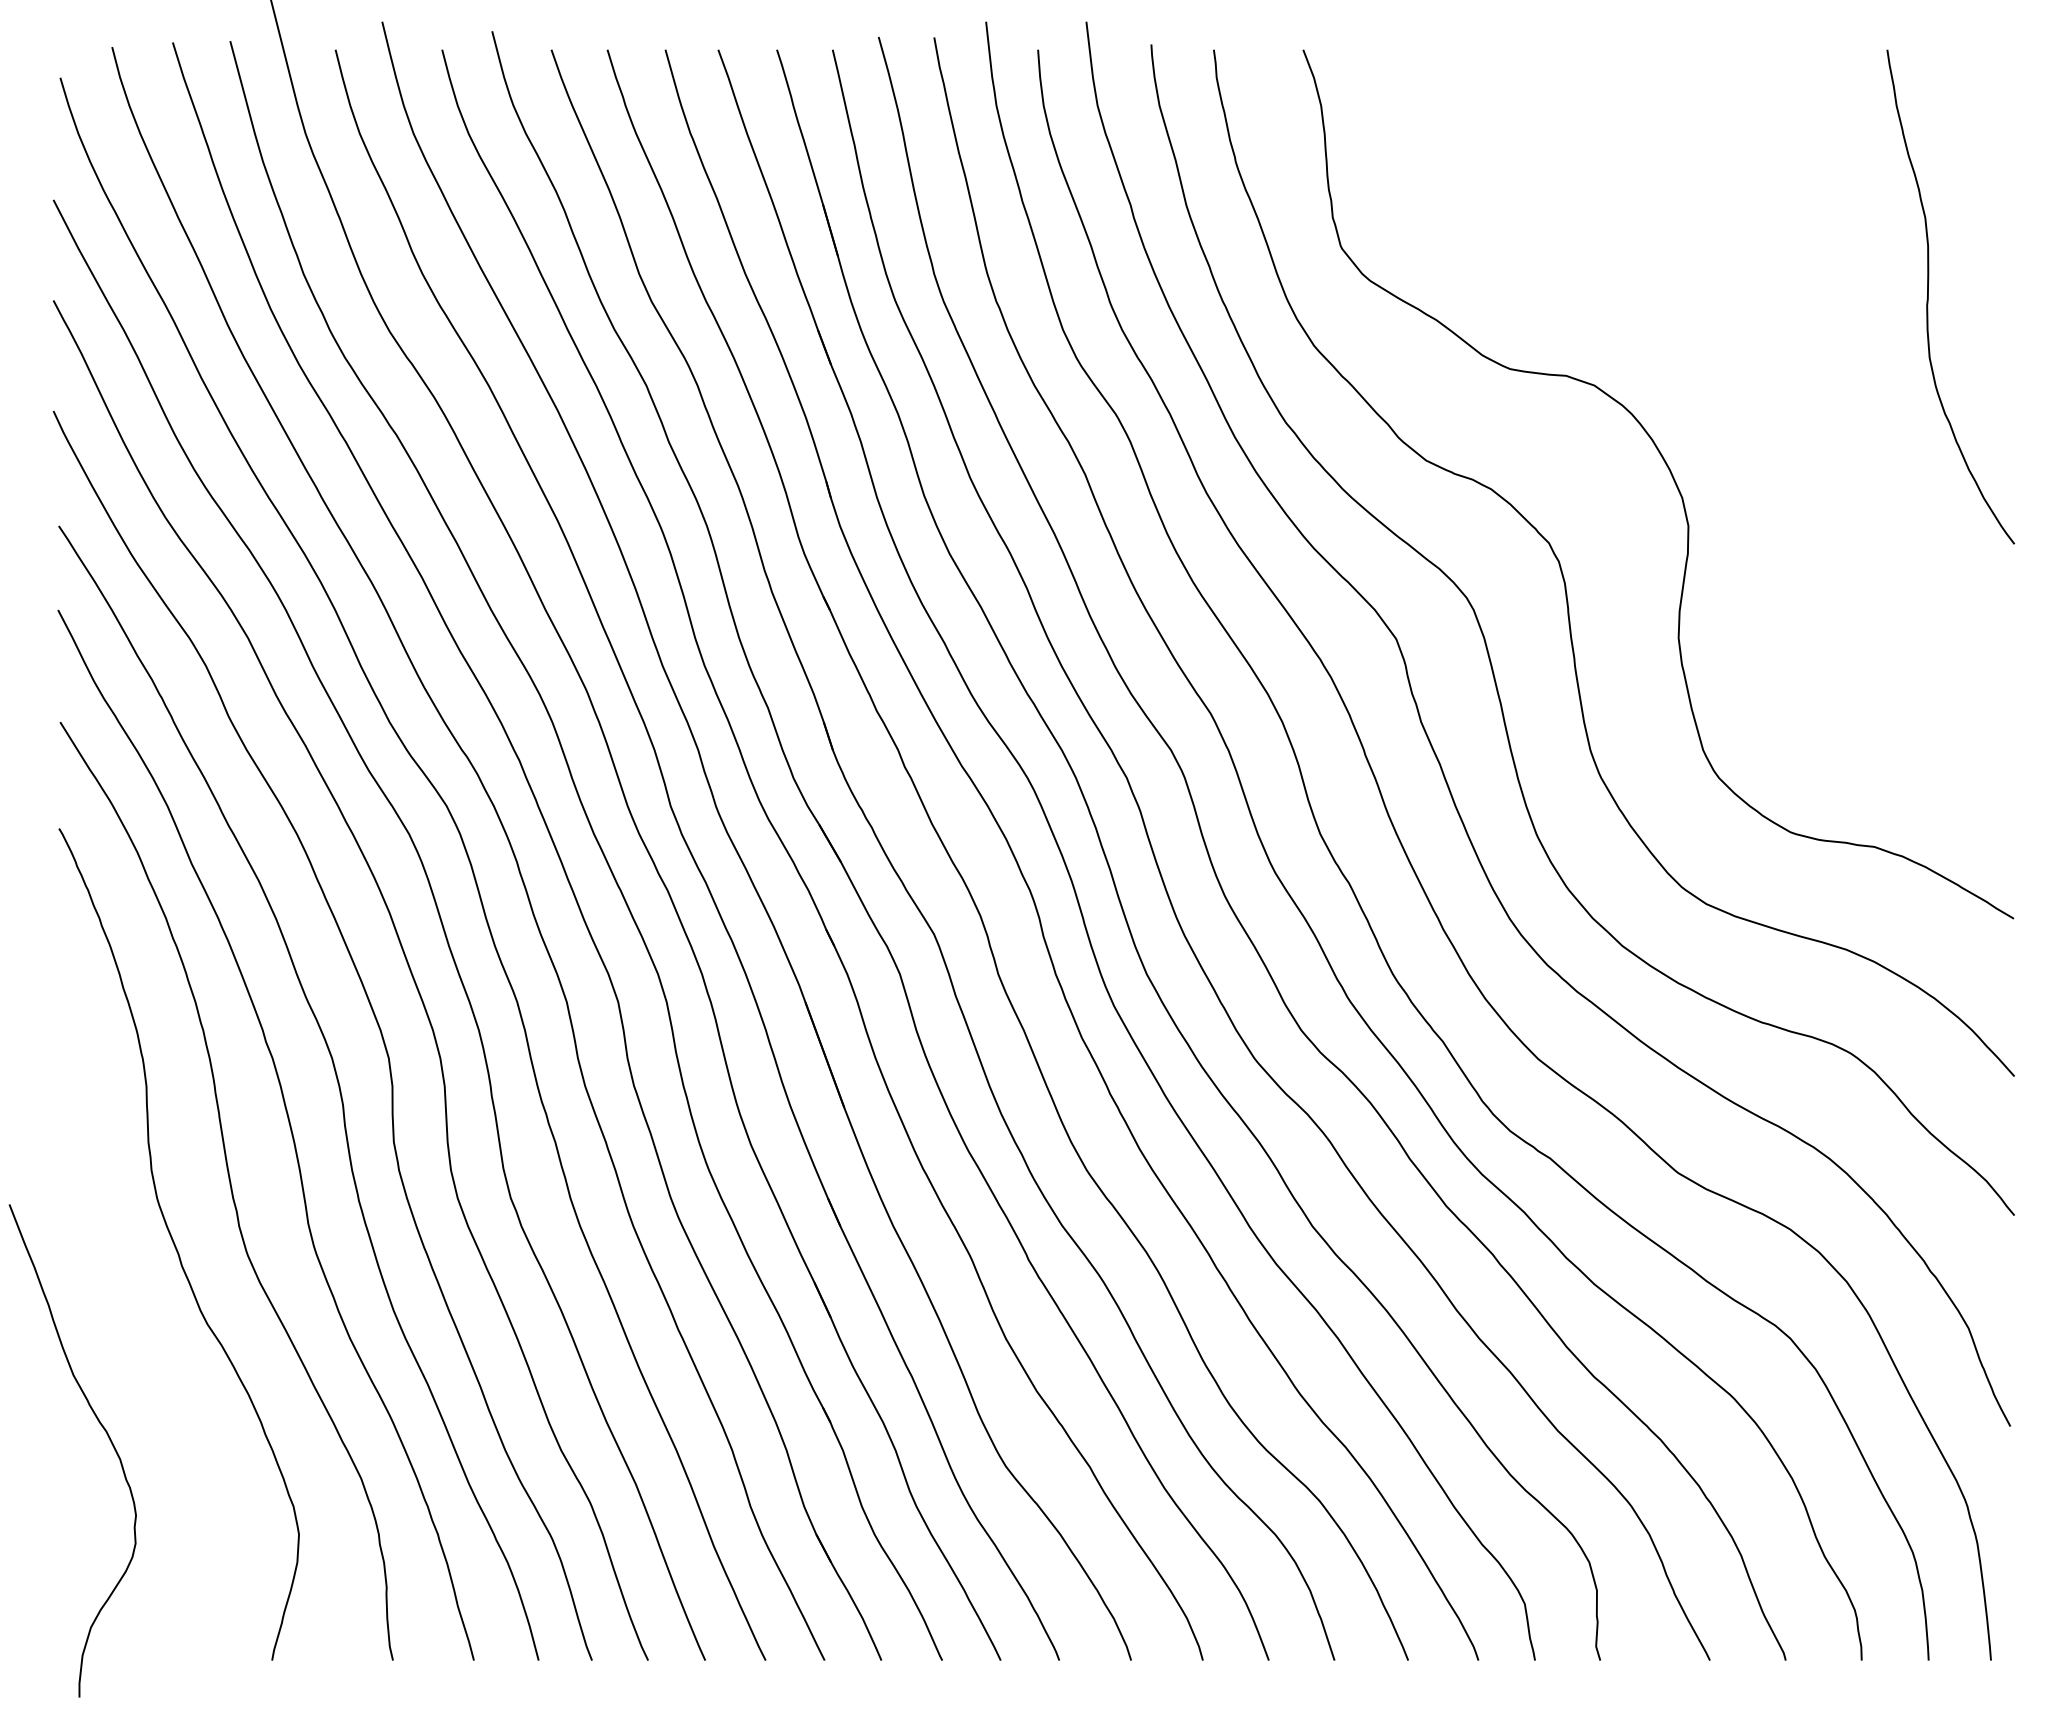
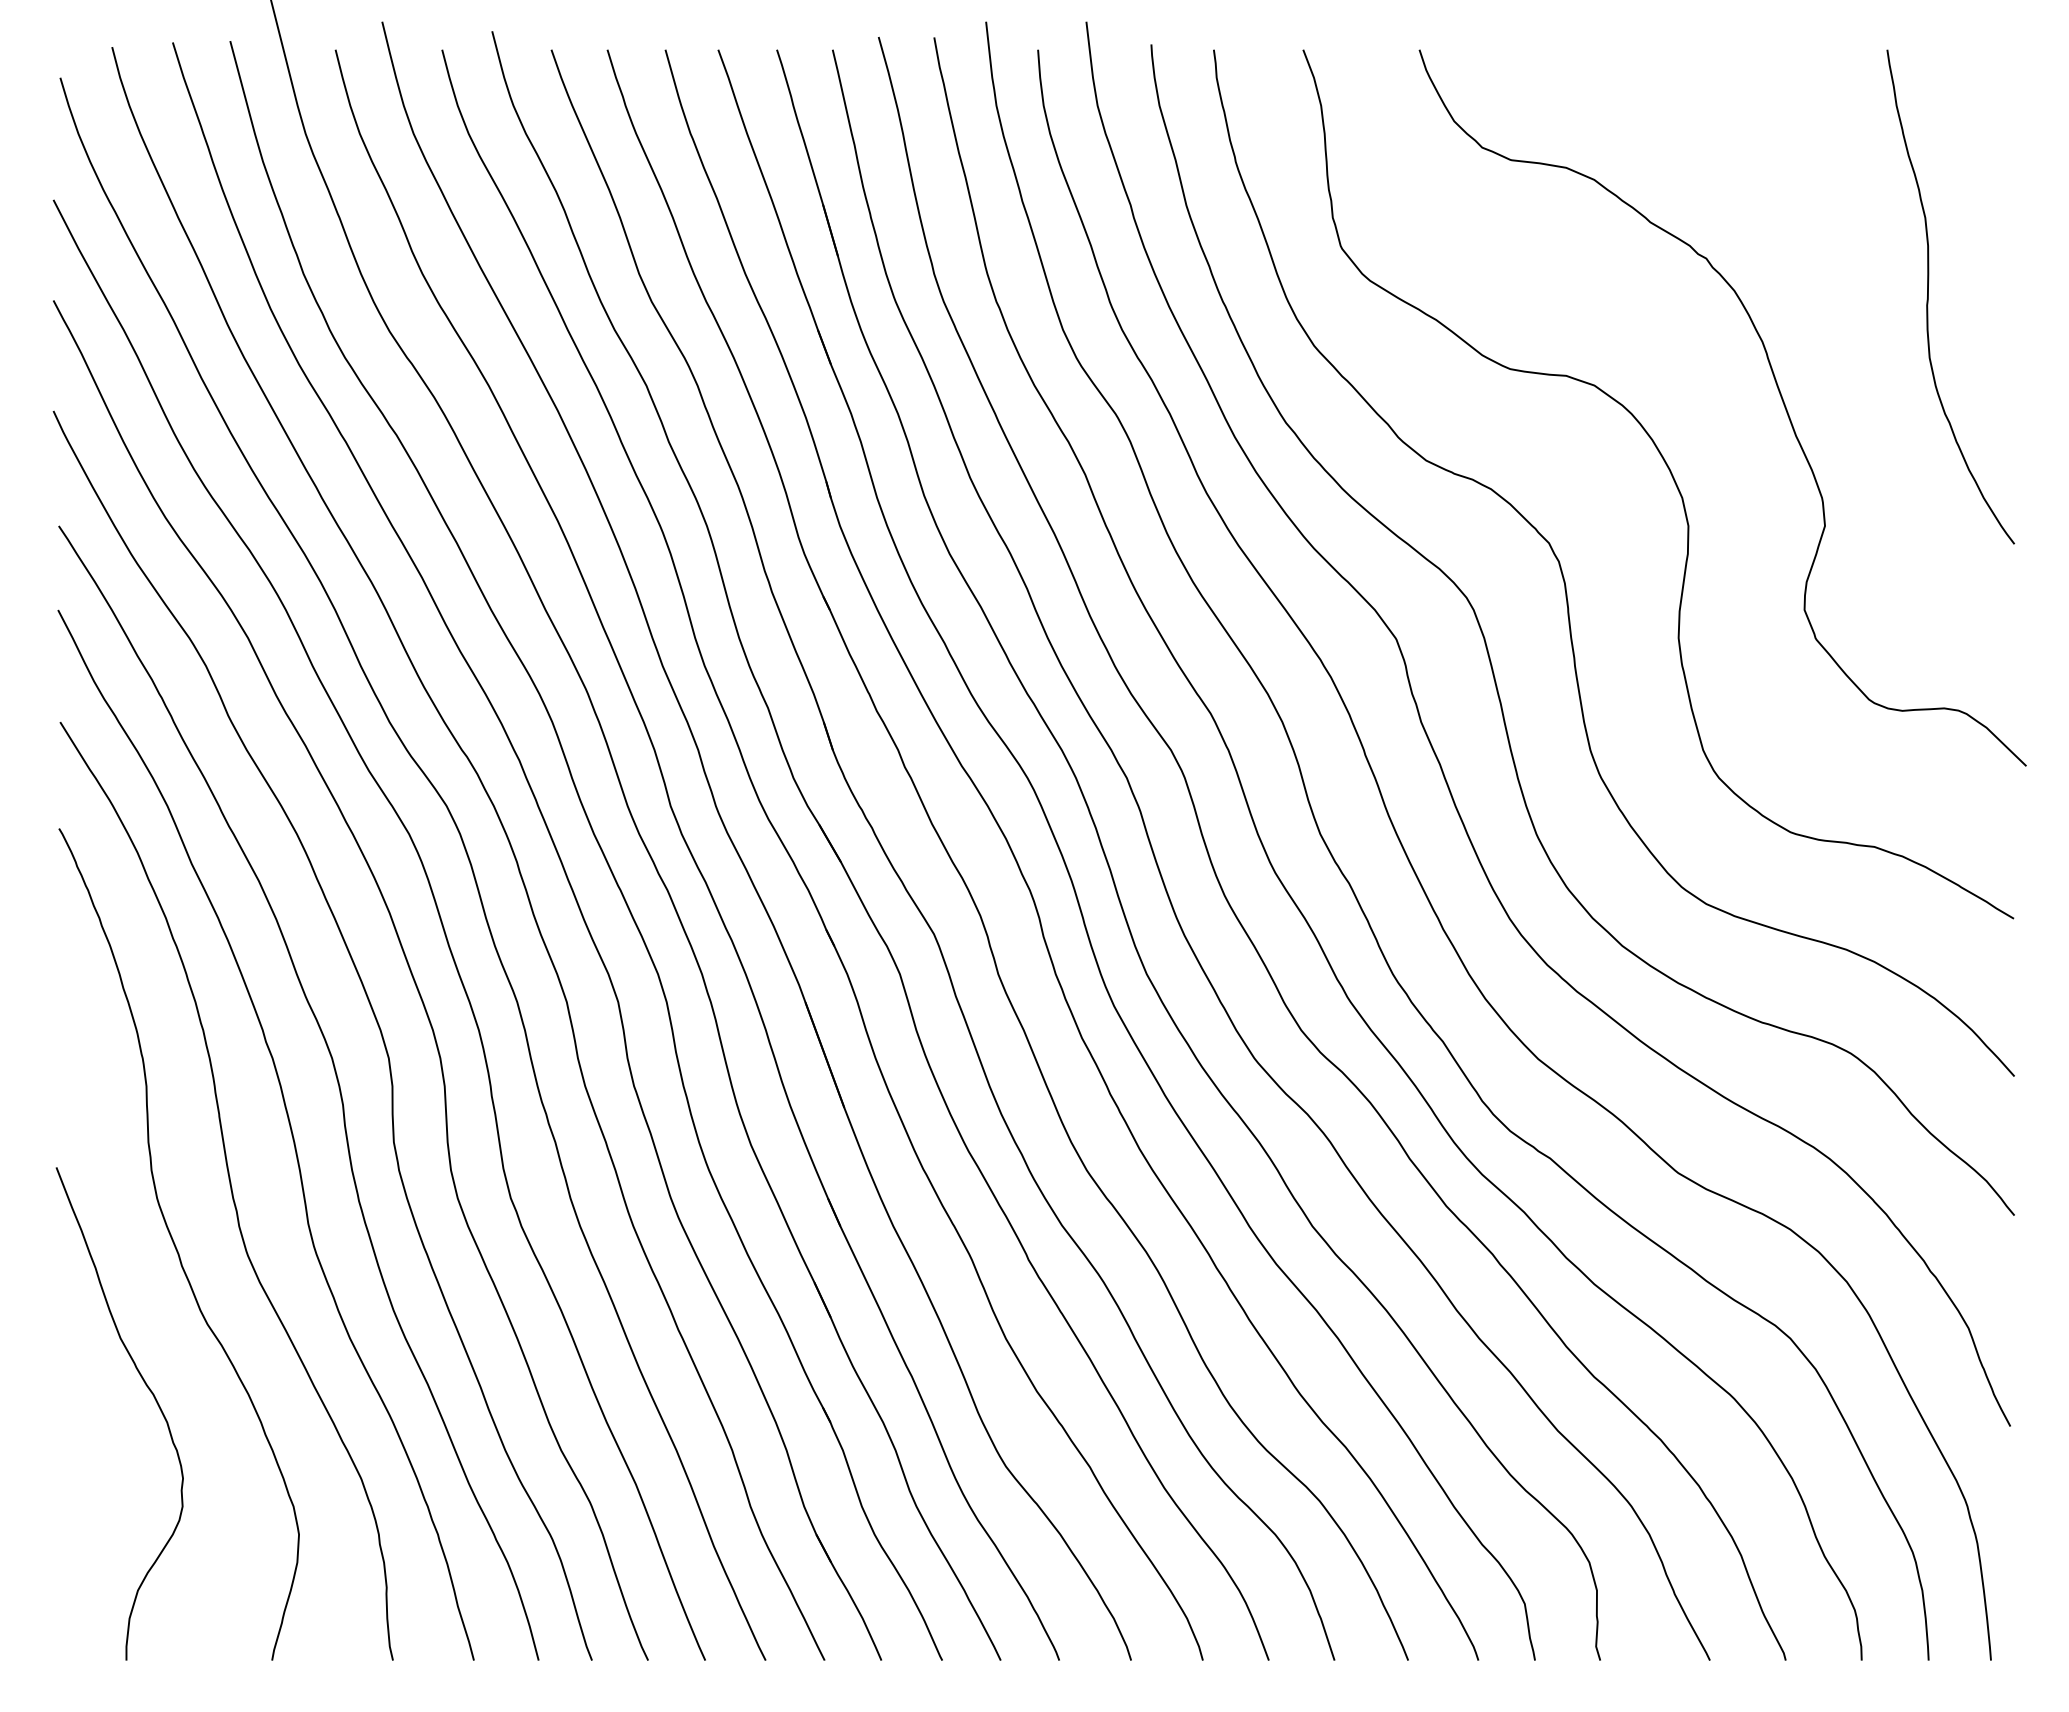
curve: none -> present (1777, 389)
curve position: (103, 1429) -> (150, 1392) (150, 1392)
